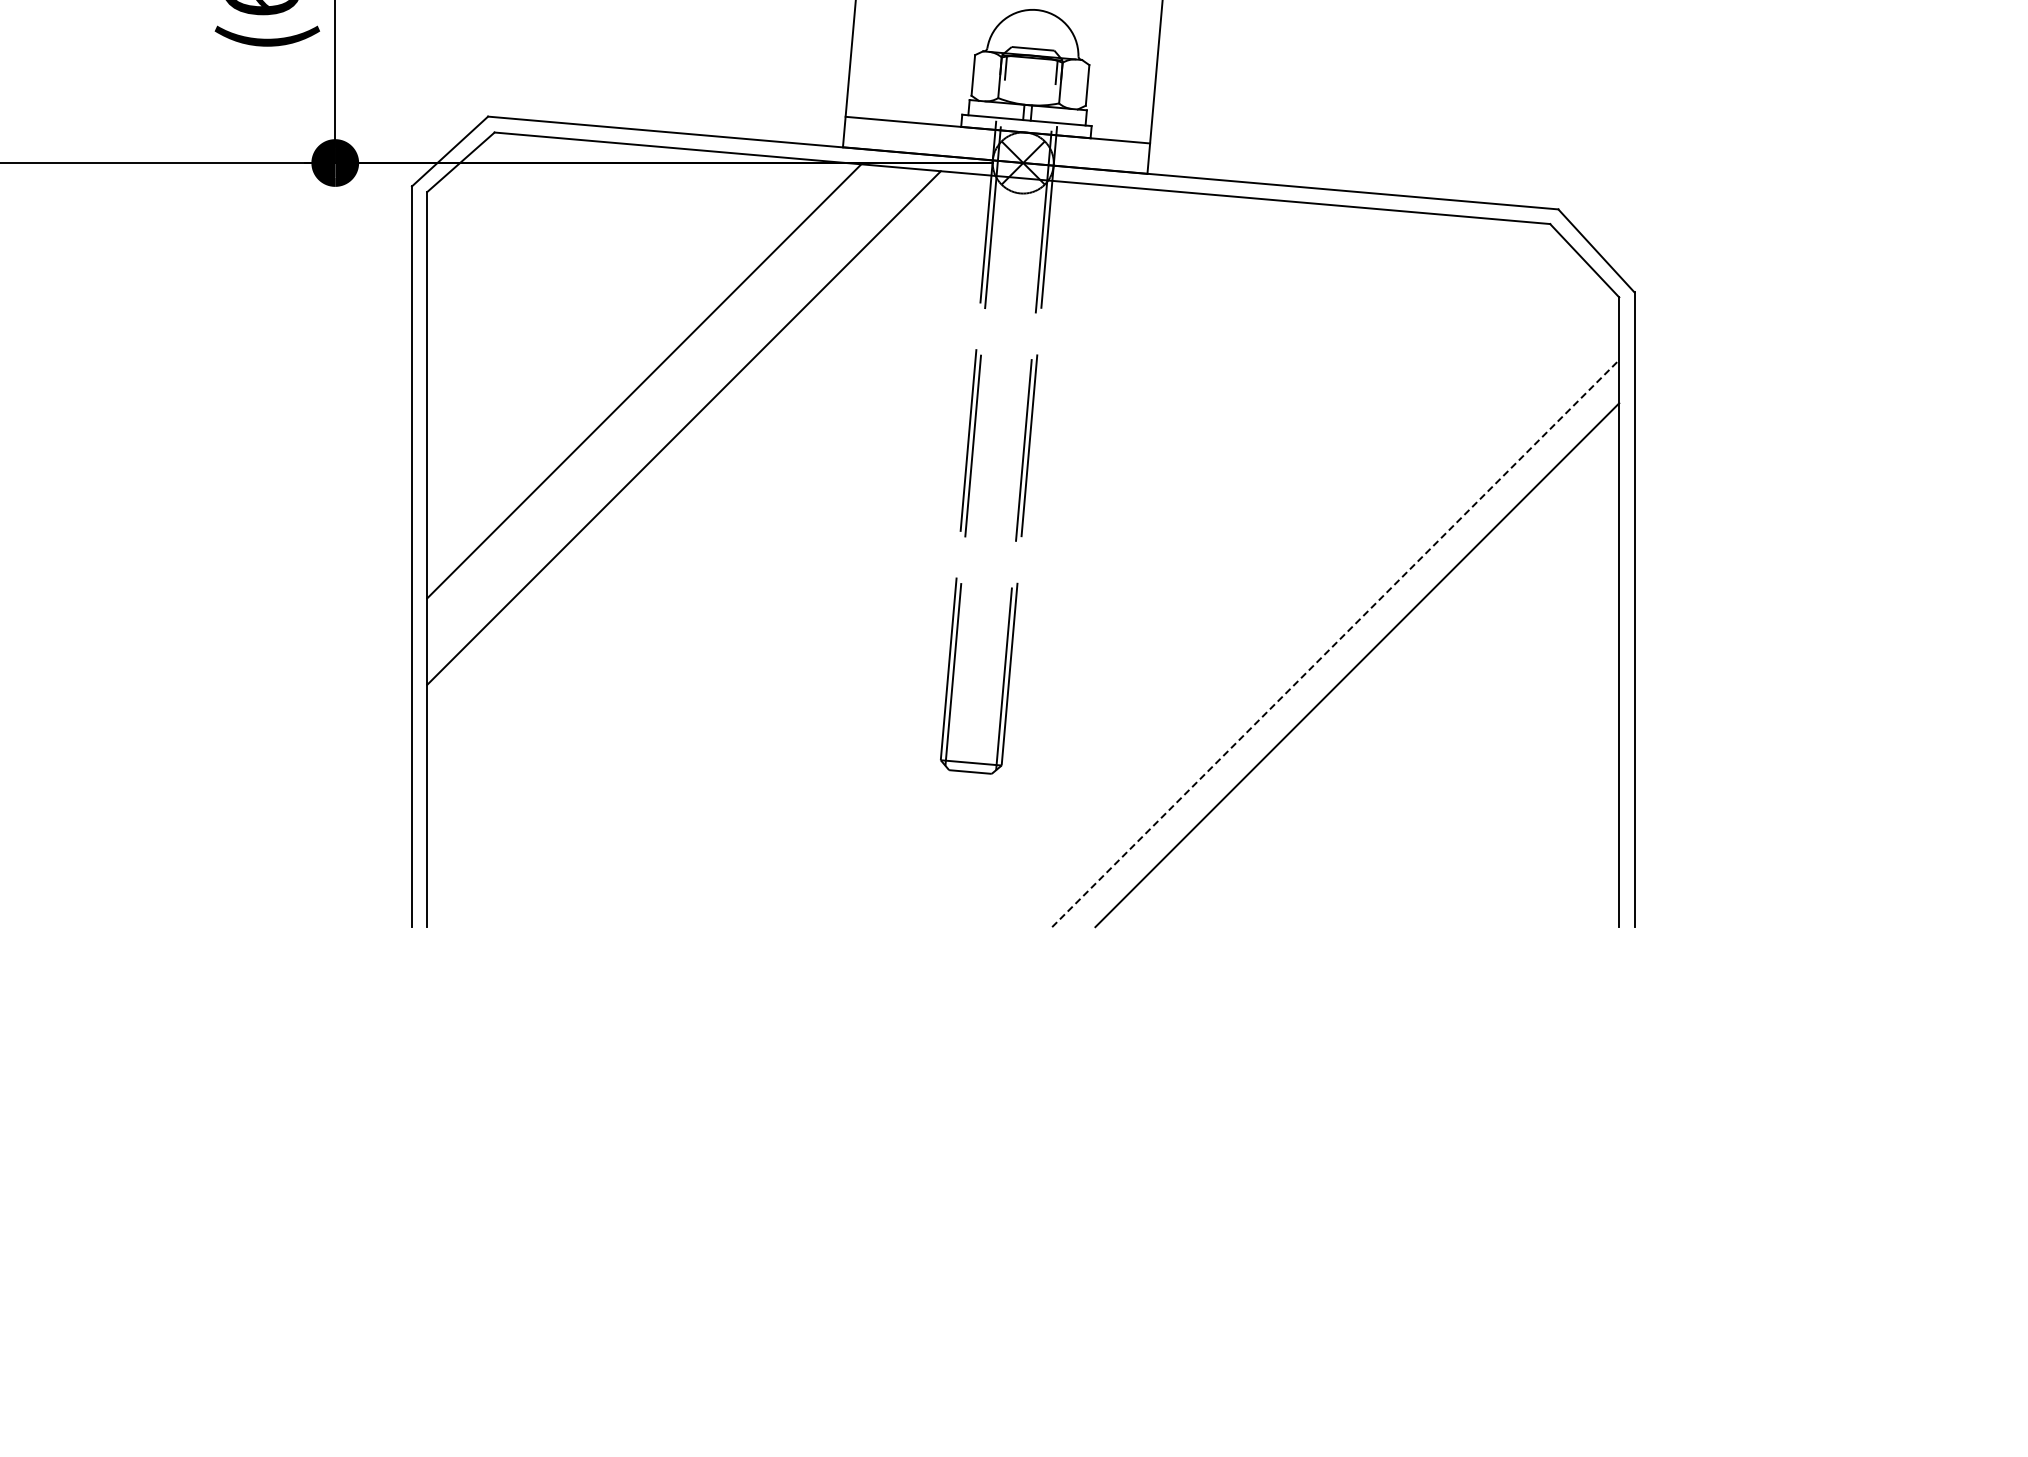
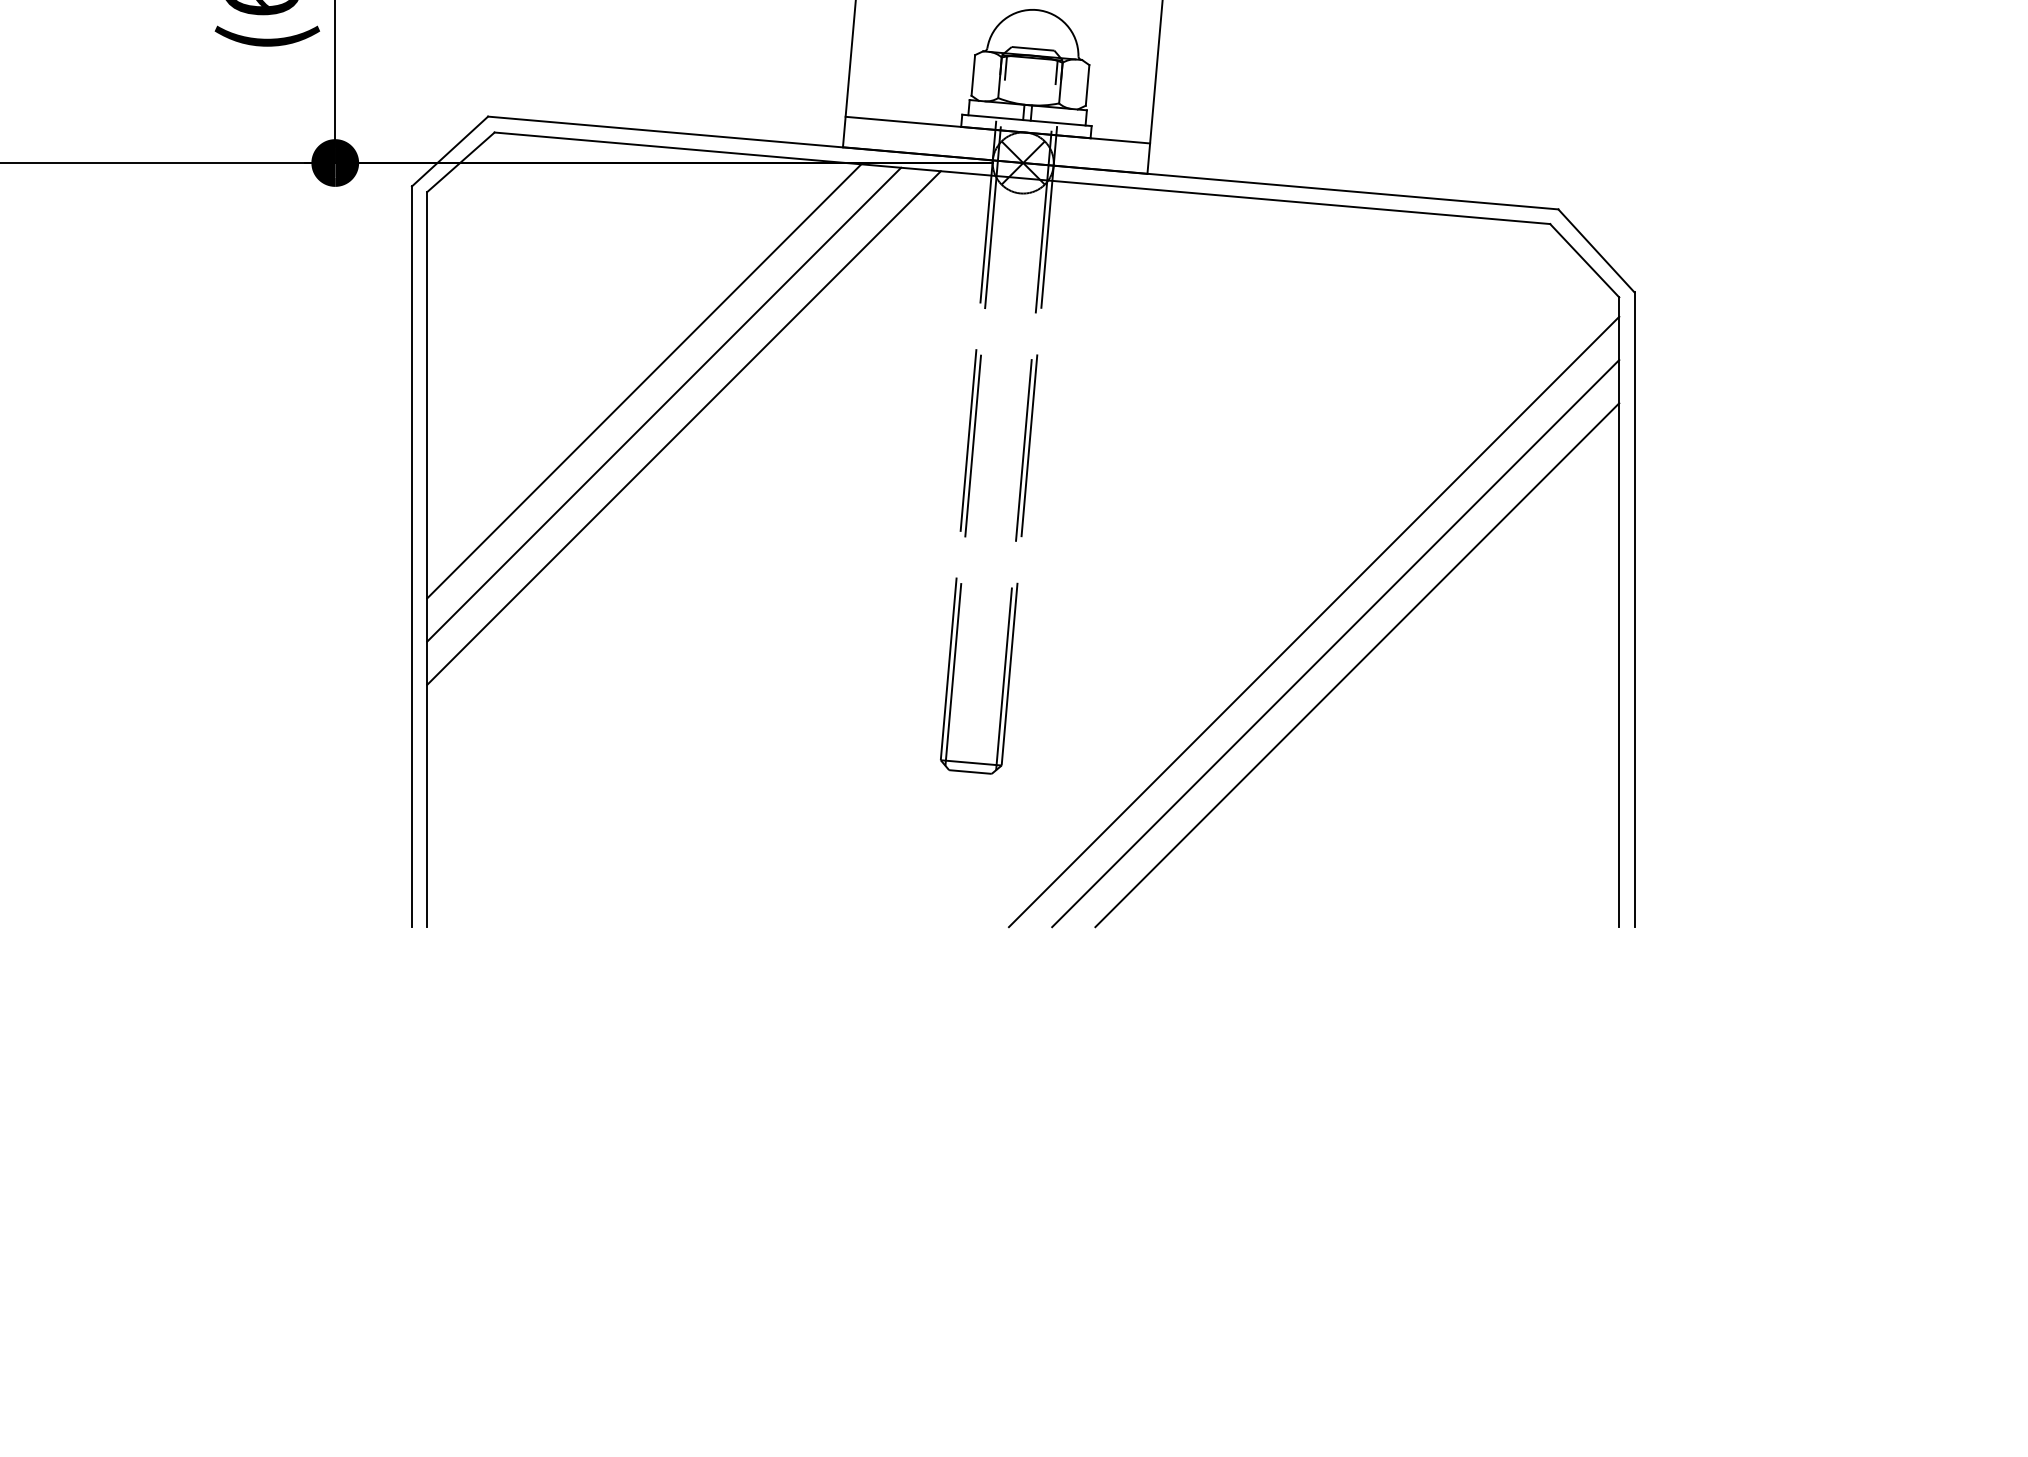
line: none -> present (664, 404)
line: none -> present (1313, 621)
line: dashed -> solid (1335, 643)
